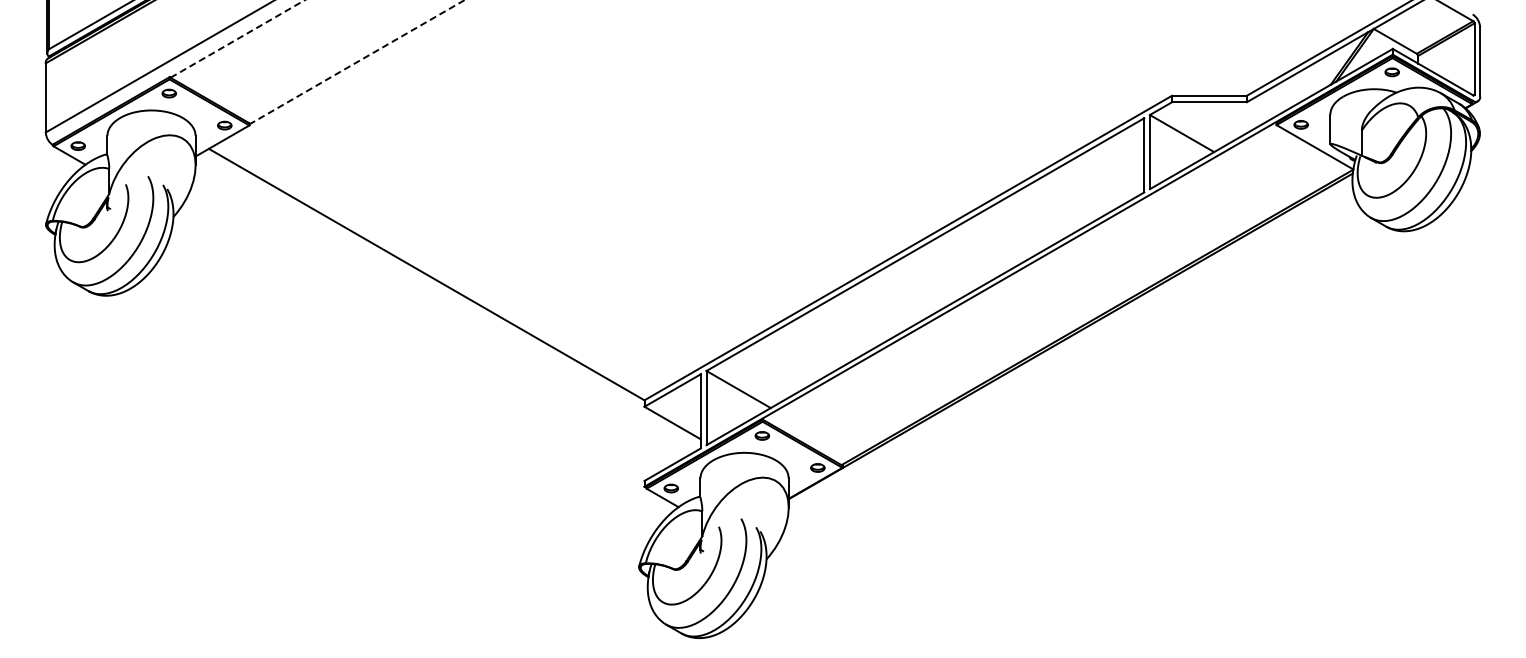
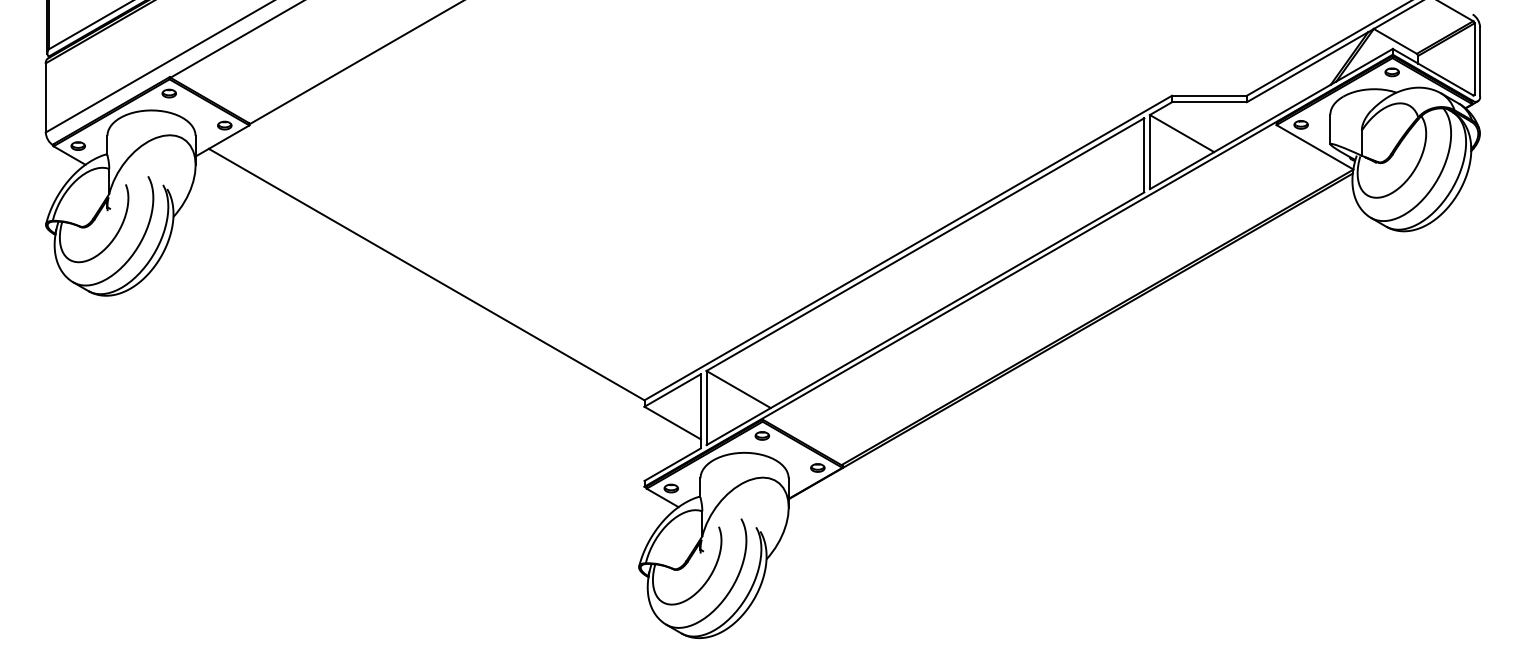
line: dashed -> solid (238, 38)
line: dashed -> solid (356, 62)
